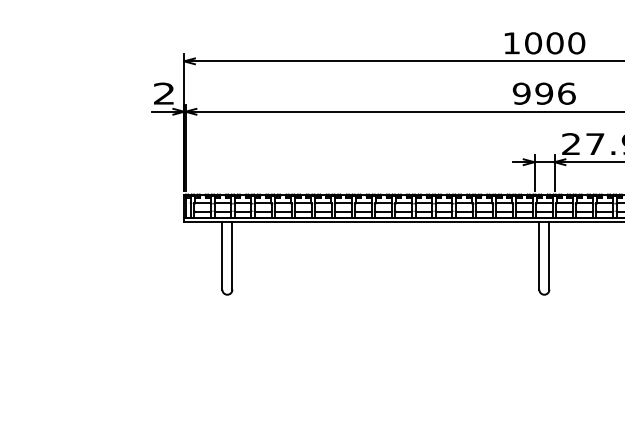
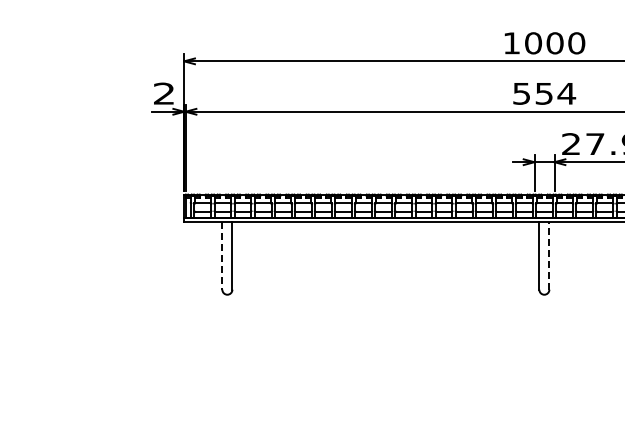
text: 996 -> 554 (544, 93)
line: solid -> dashed (222, 255)
line: solid -> dashed (549, 255)
